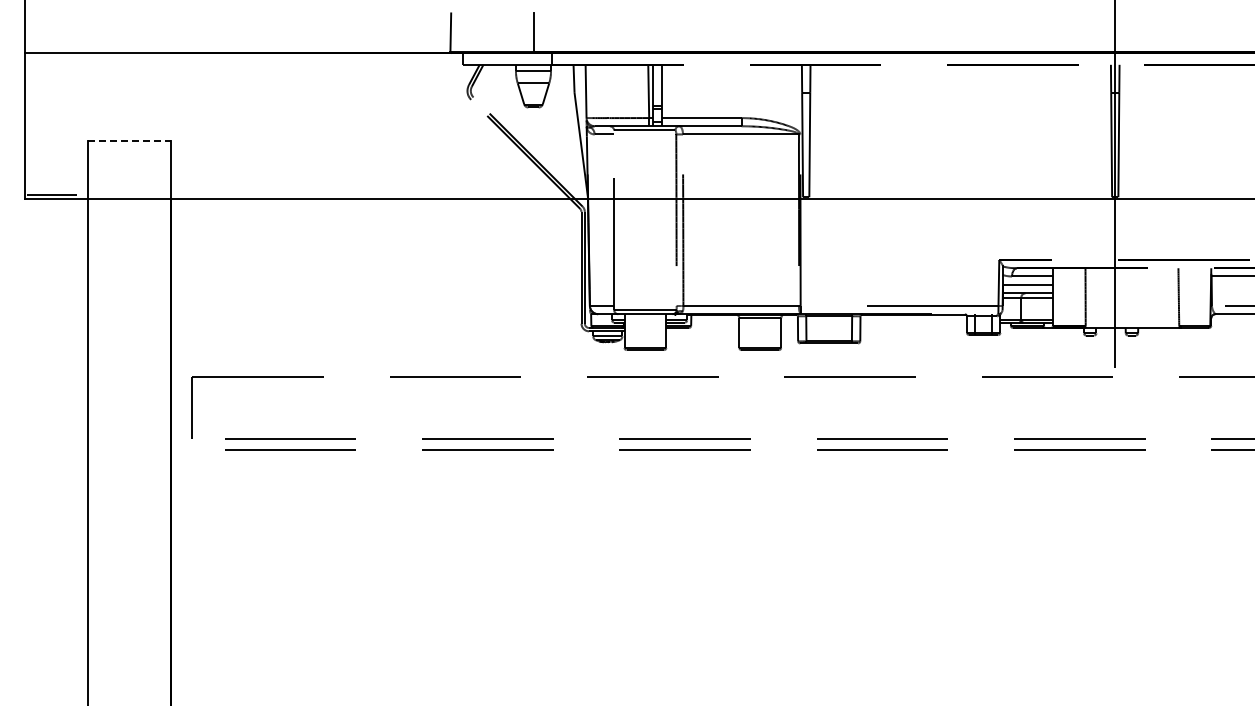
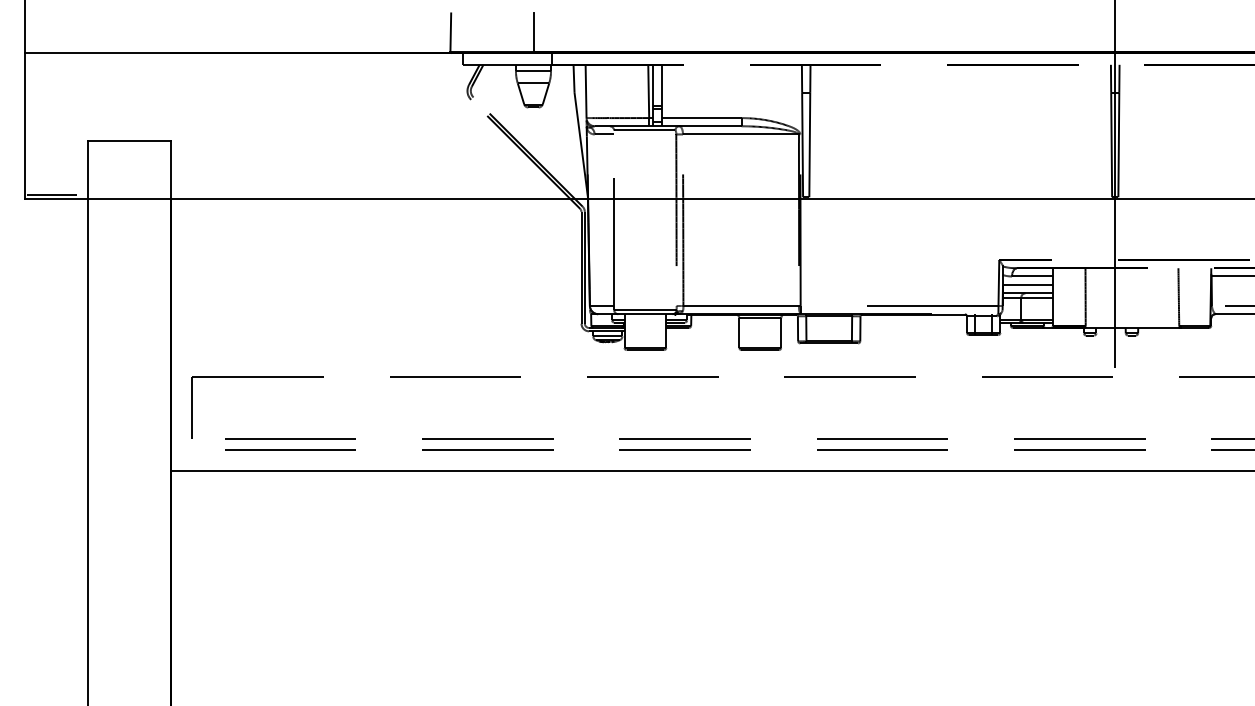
line: dashed -> solid (129, 140)
line: none -> present (711, 470)
